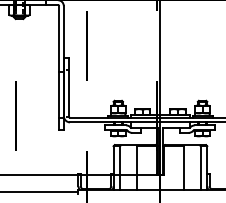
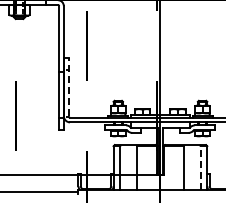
line: solid -> dashed (68, 86)
line: solid -> dashed (200, 167)
